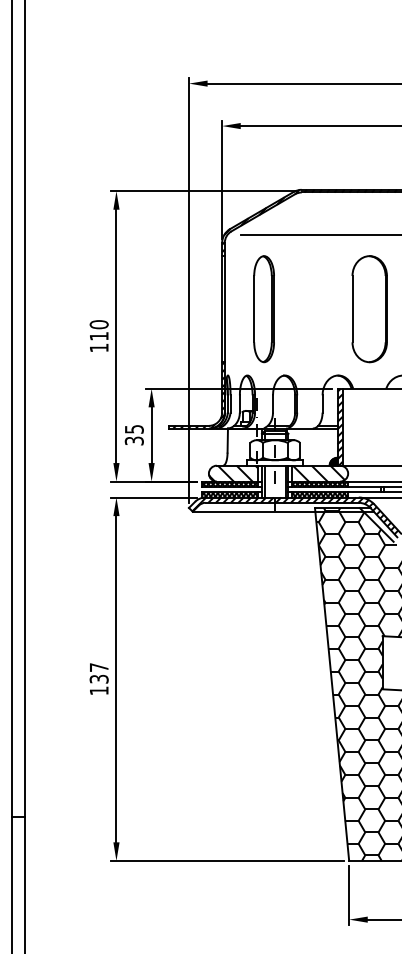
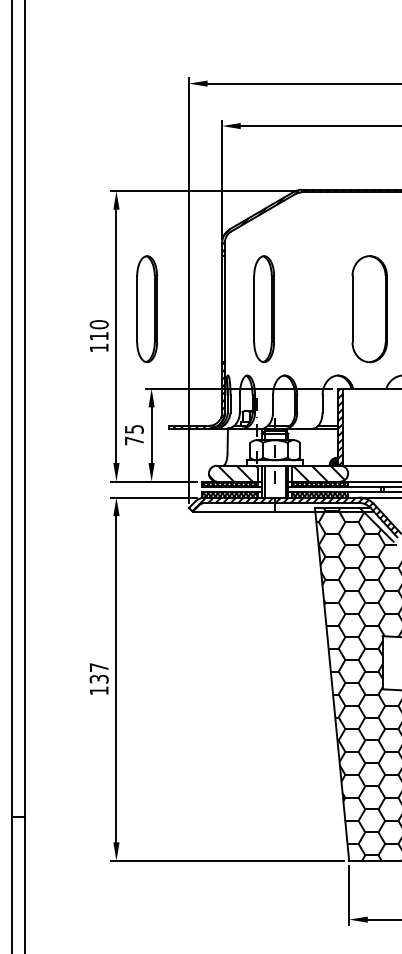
line: present -> none (319, 234)
part: none -> present (146, 309)
text: 35 -> 75 (133, 440)
